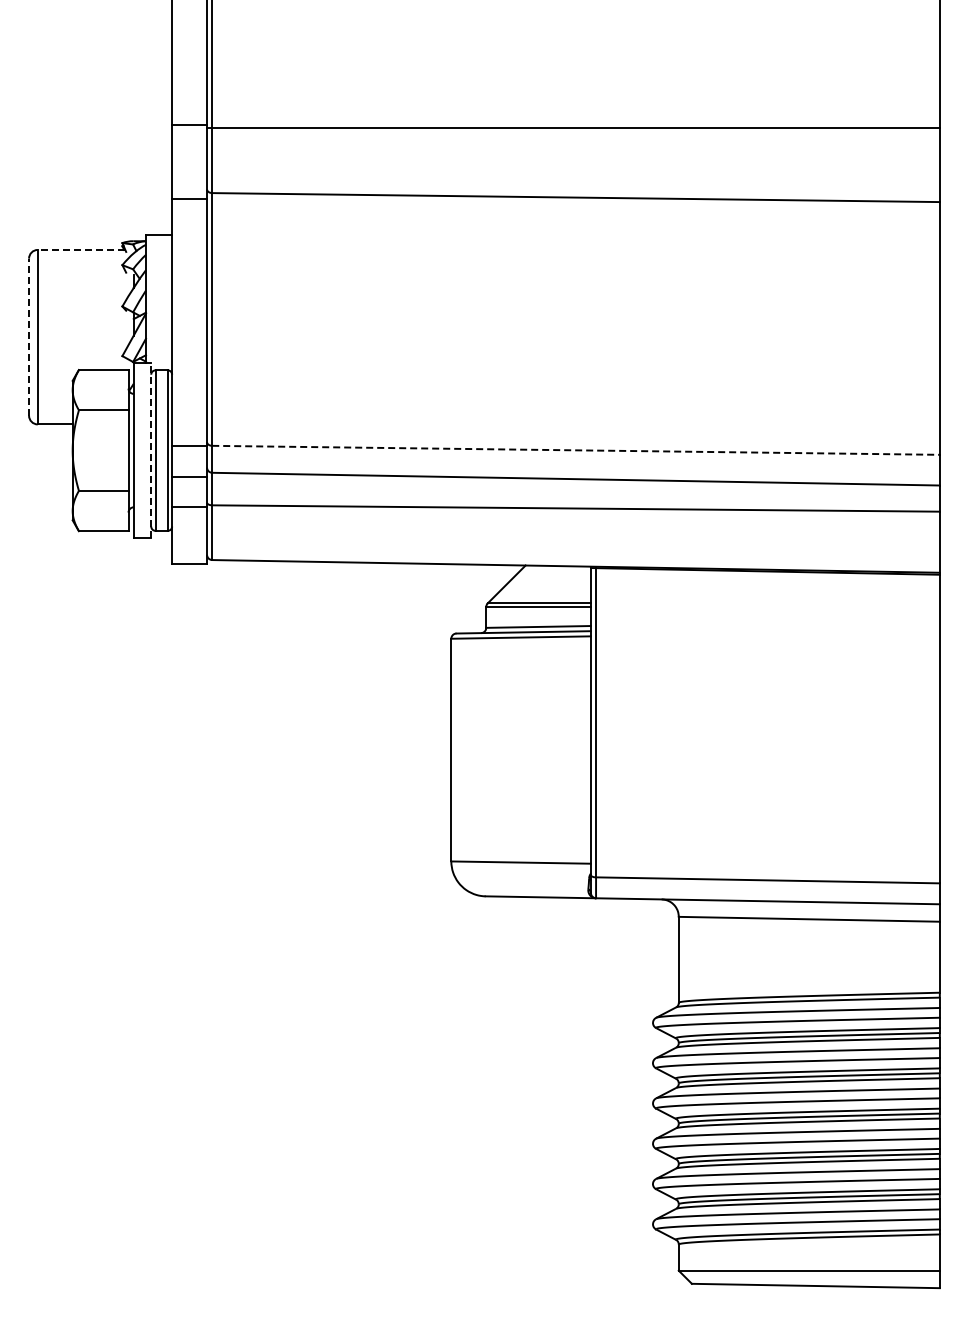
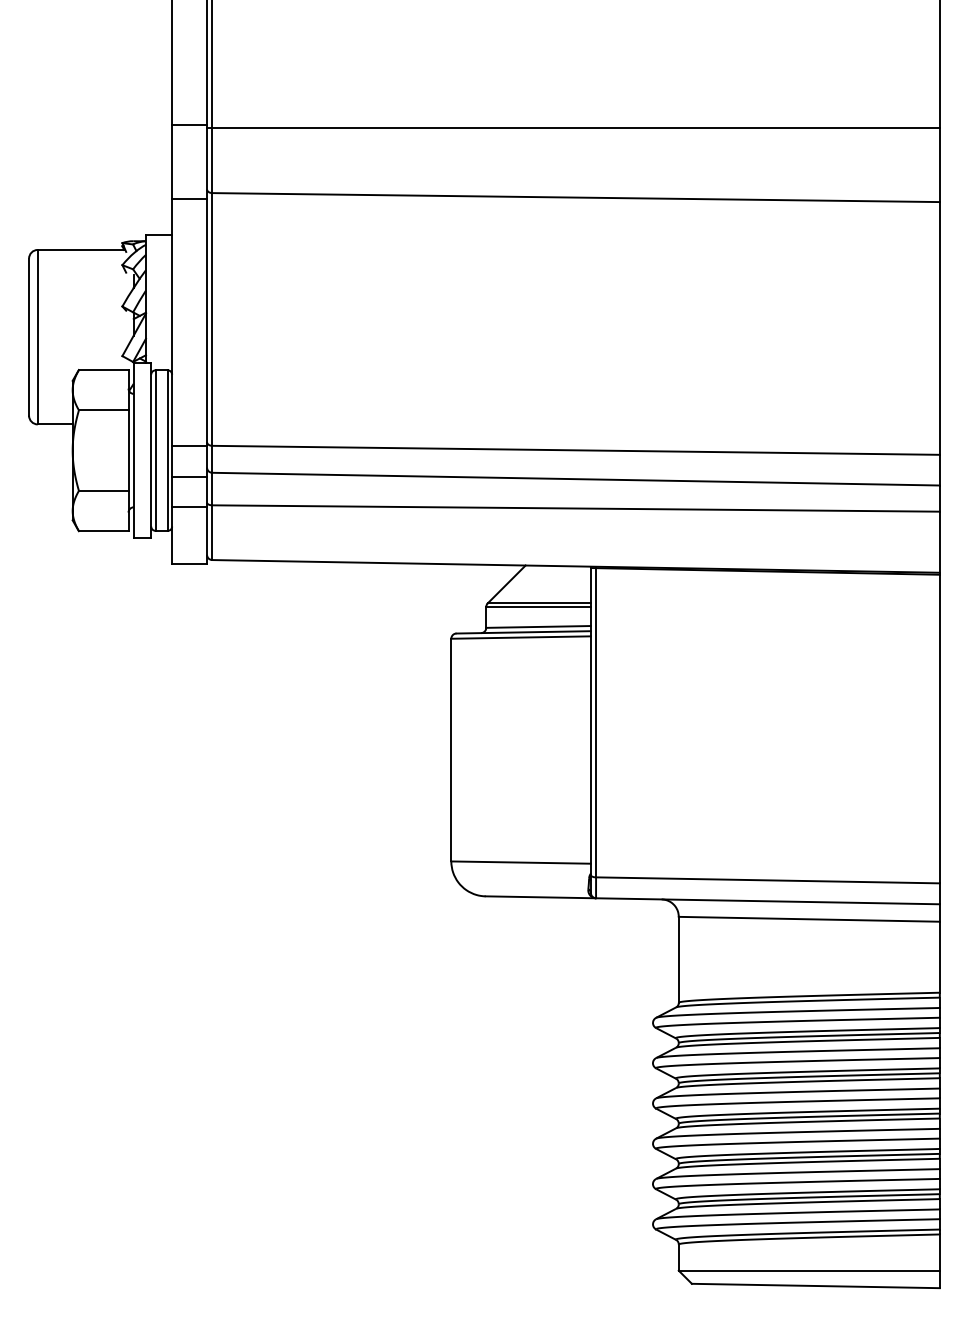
line: dashed -> solid (81, 249)
line: dashed -> solid (29, 337)
line: dashed -> solid (151, 450)
line: dashed -> solid (576, 450)
